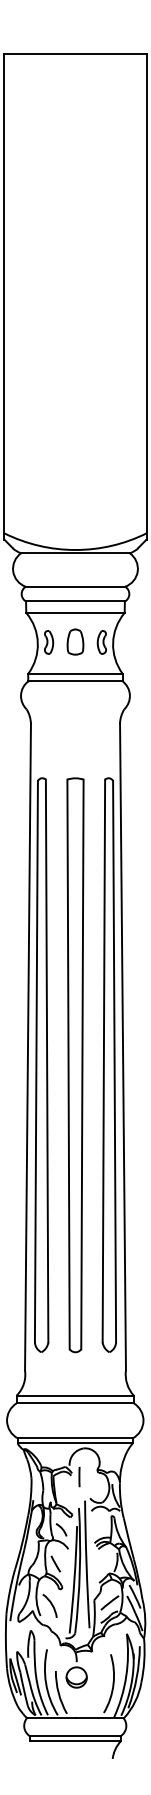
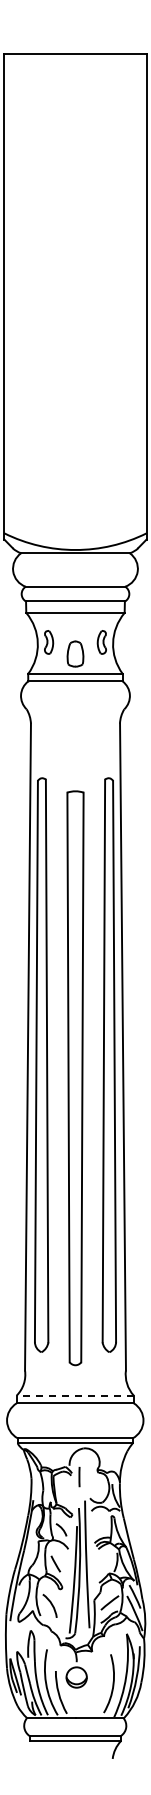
part position: (75, 641) -> (75, 653) (75, 653)
part position: (75, 1065) -> (75, 1078) (75, 1078)
line: solid -> dashed (74, 1395)
